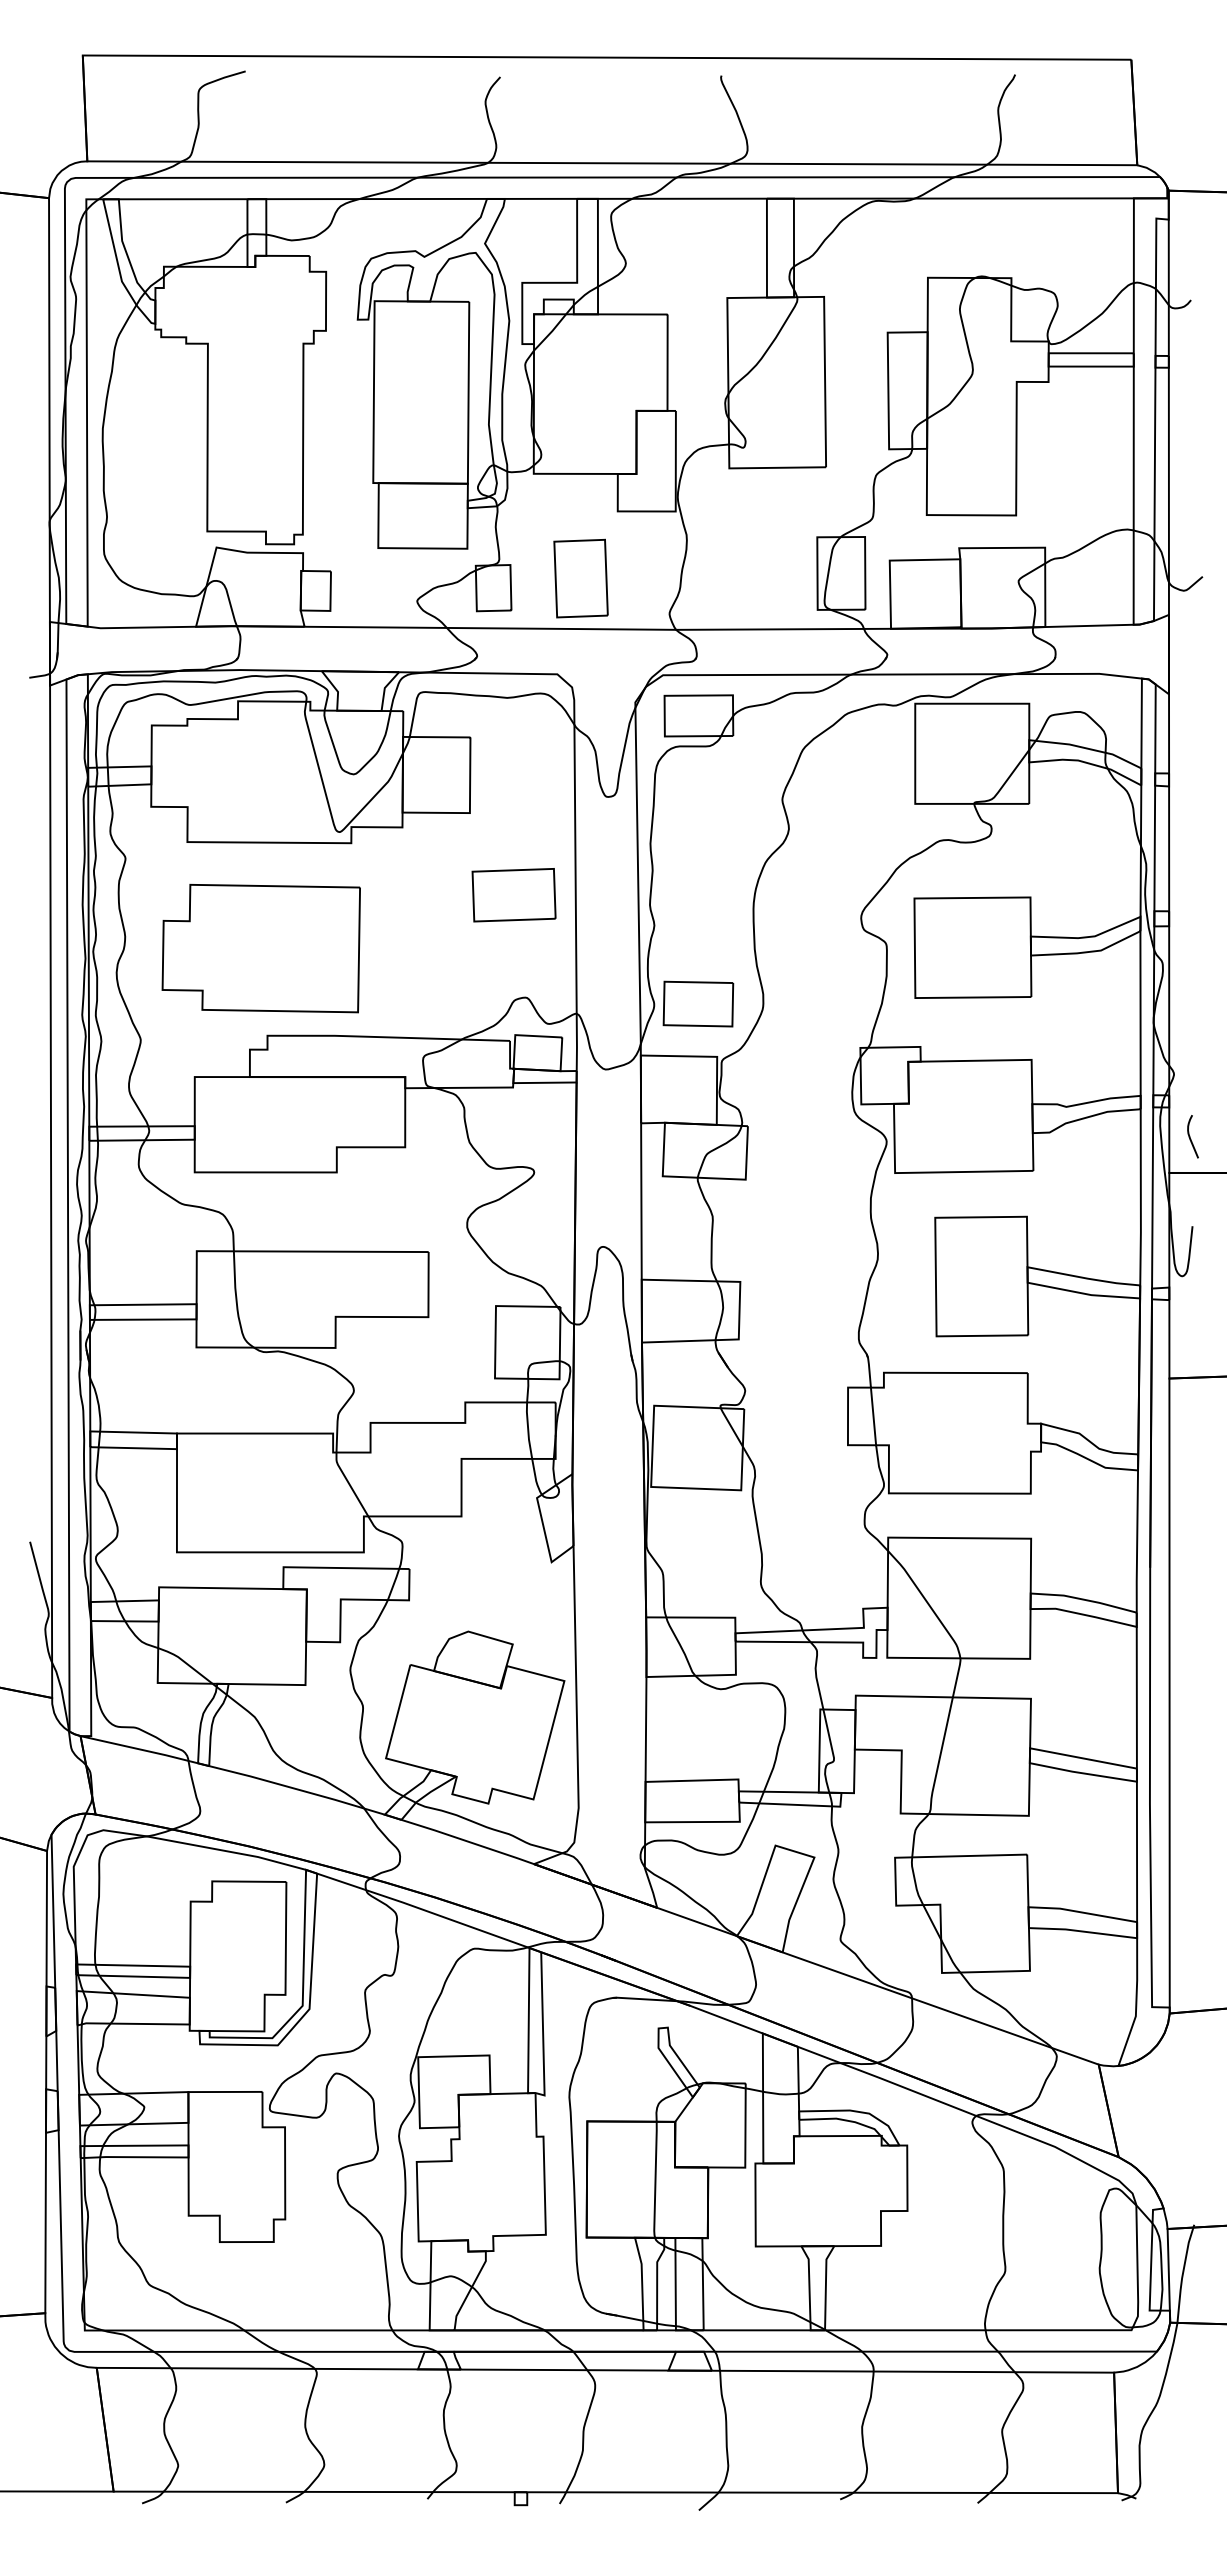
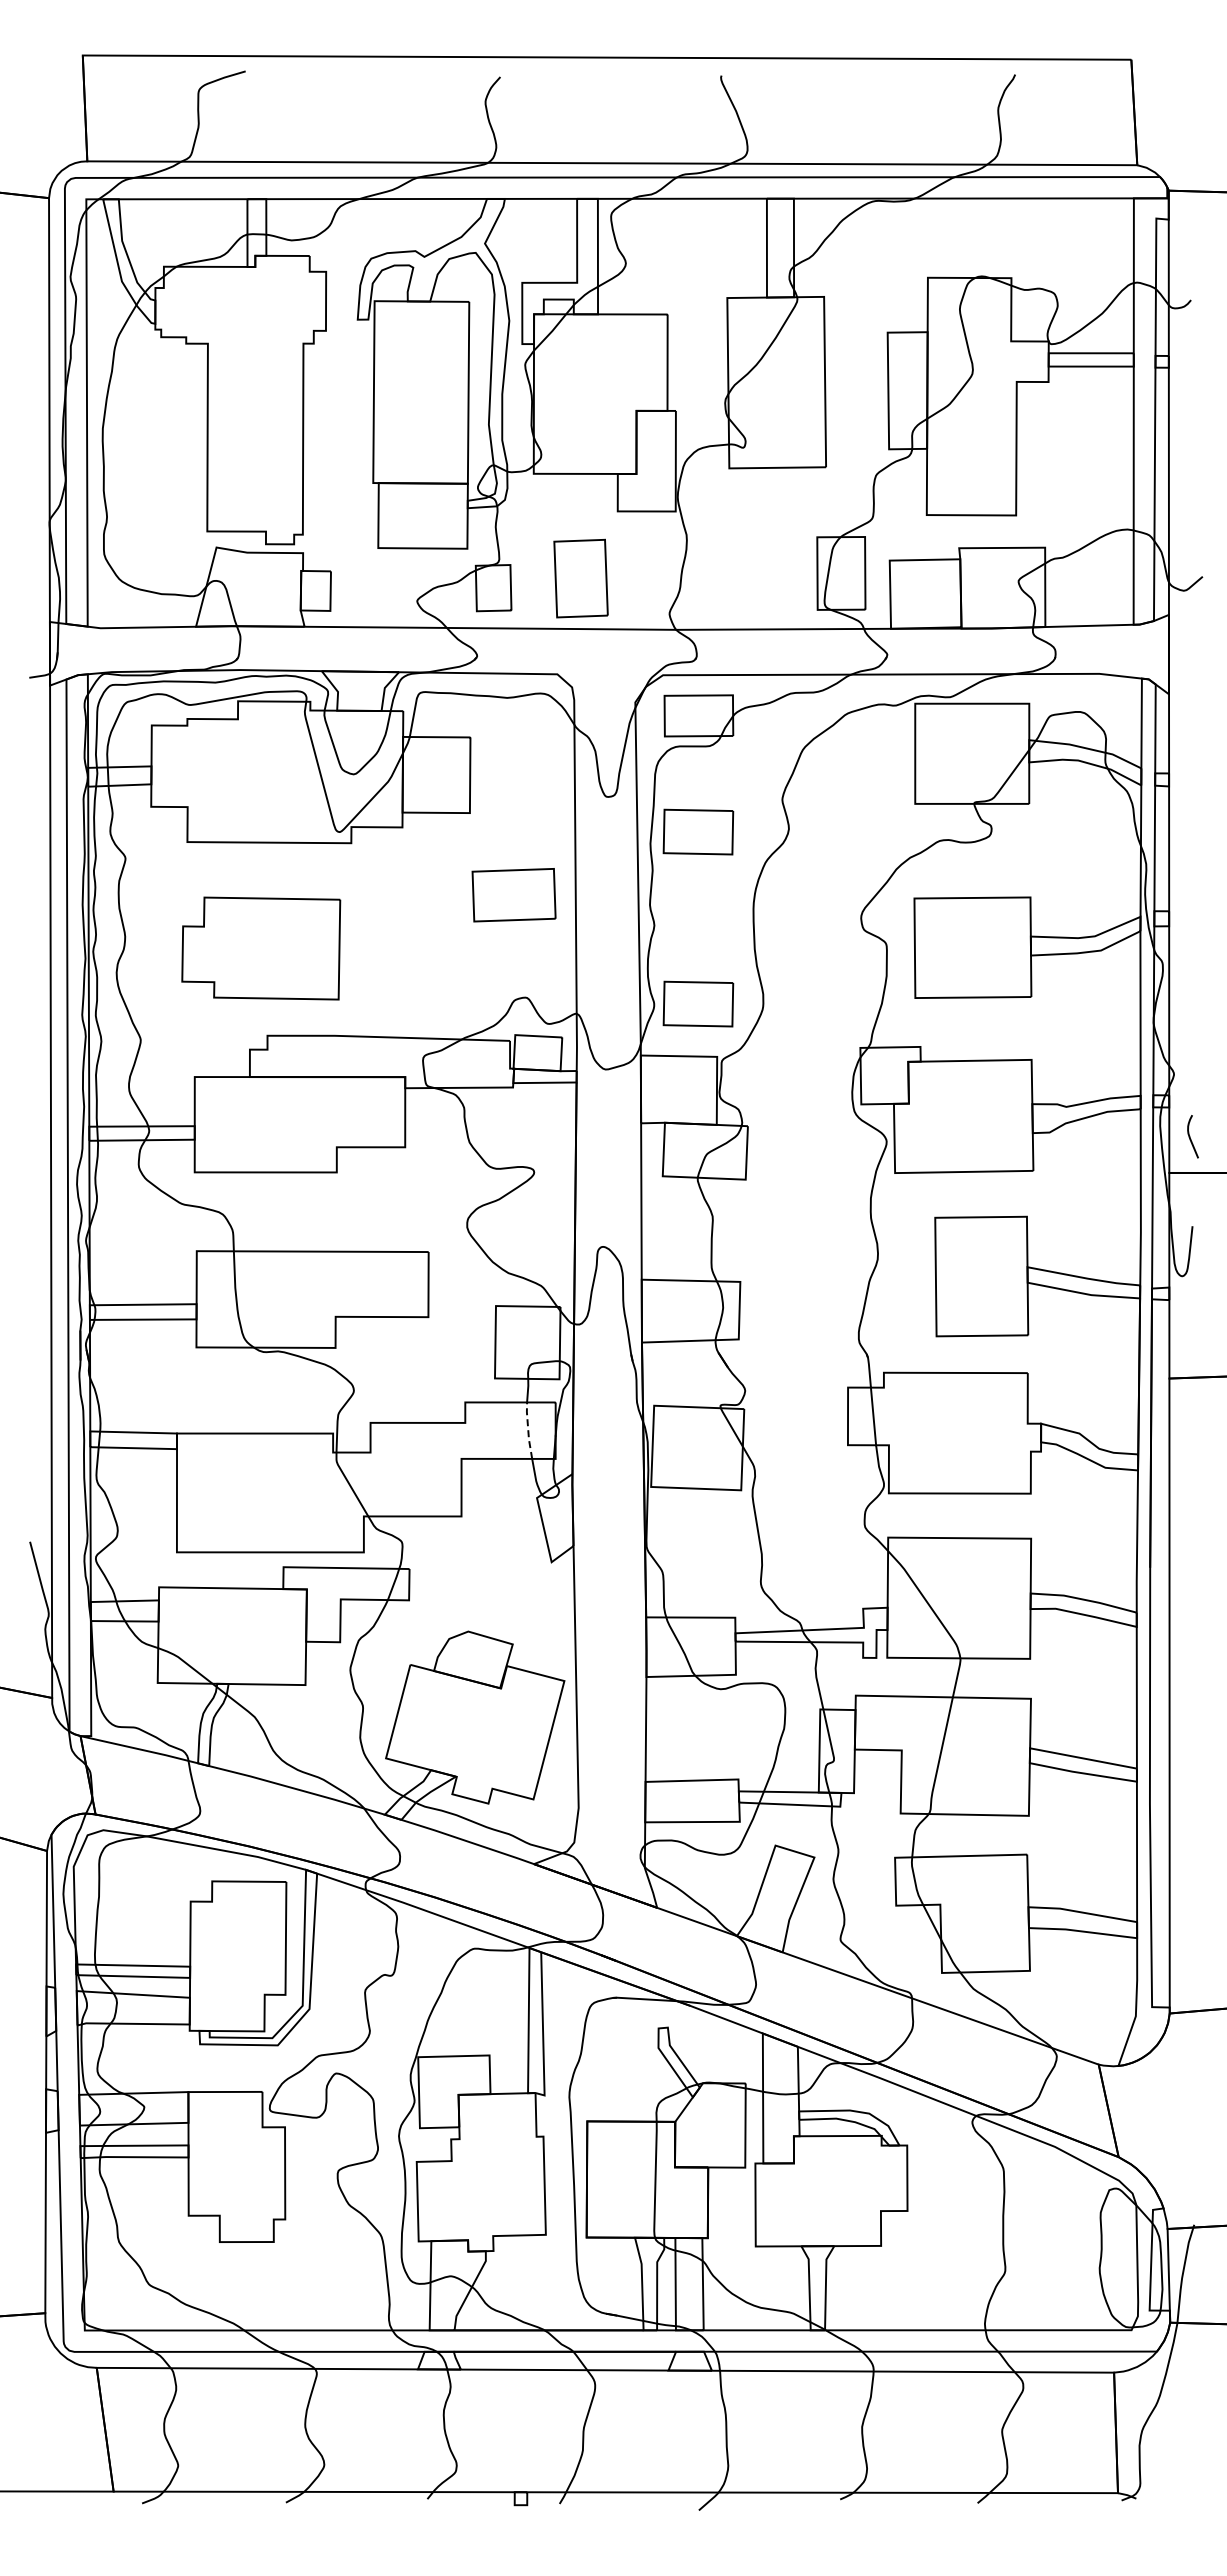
part: none -> present (698, 831)
part size: 200x131 px -> 161x105 px (261, 948)
line: solid -> dashed (528, 1430)
